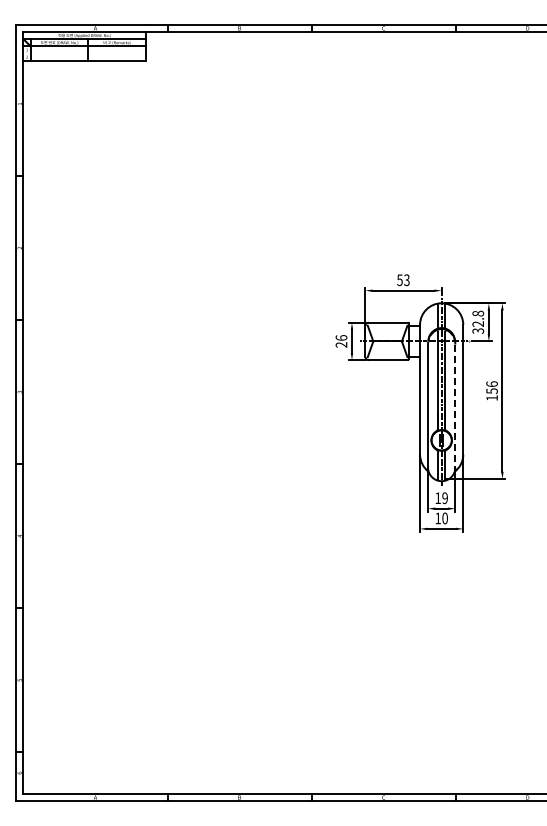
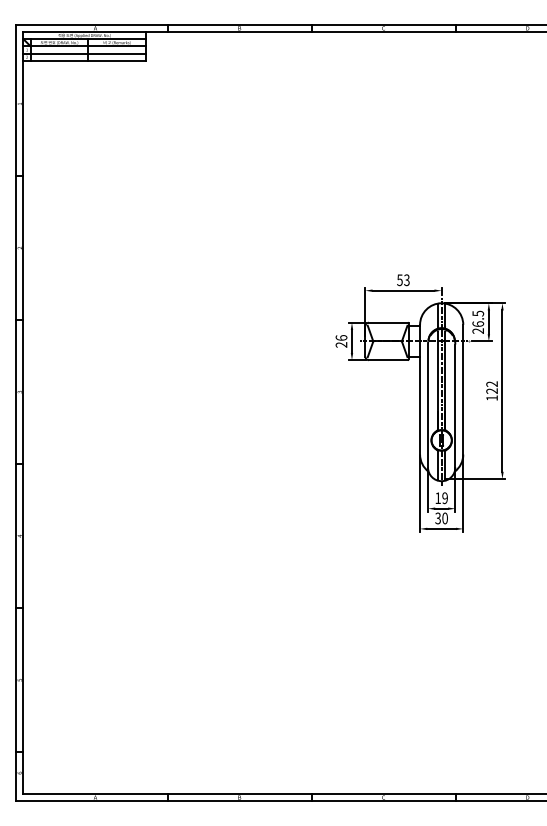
line: none -> present (84, 53)
text: 32.8 -> 26.5 (478, 321)
text: 156 -> 122 (491, 387)
line: dashed -> solid (455, 406)
text: 10 -> 30 (437, 518)
